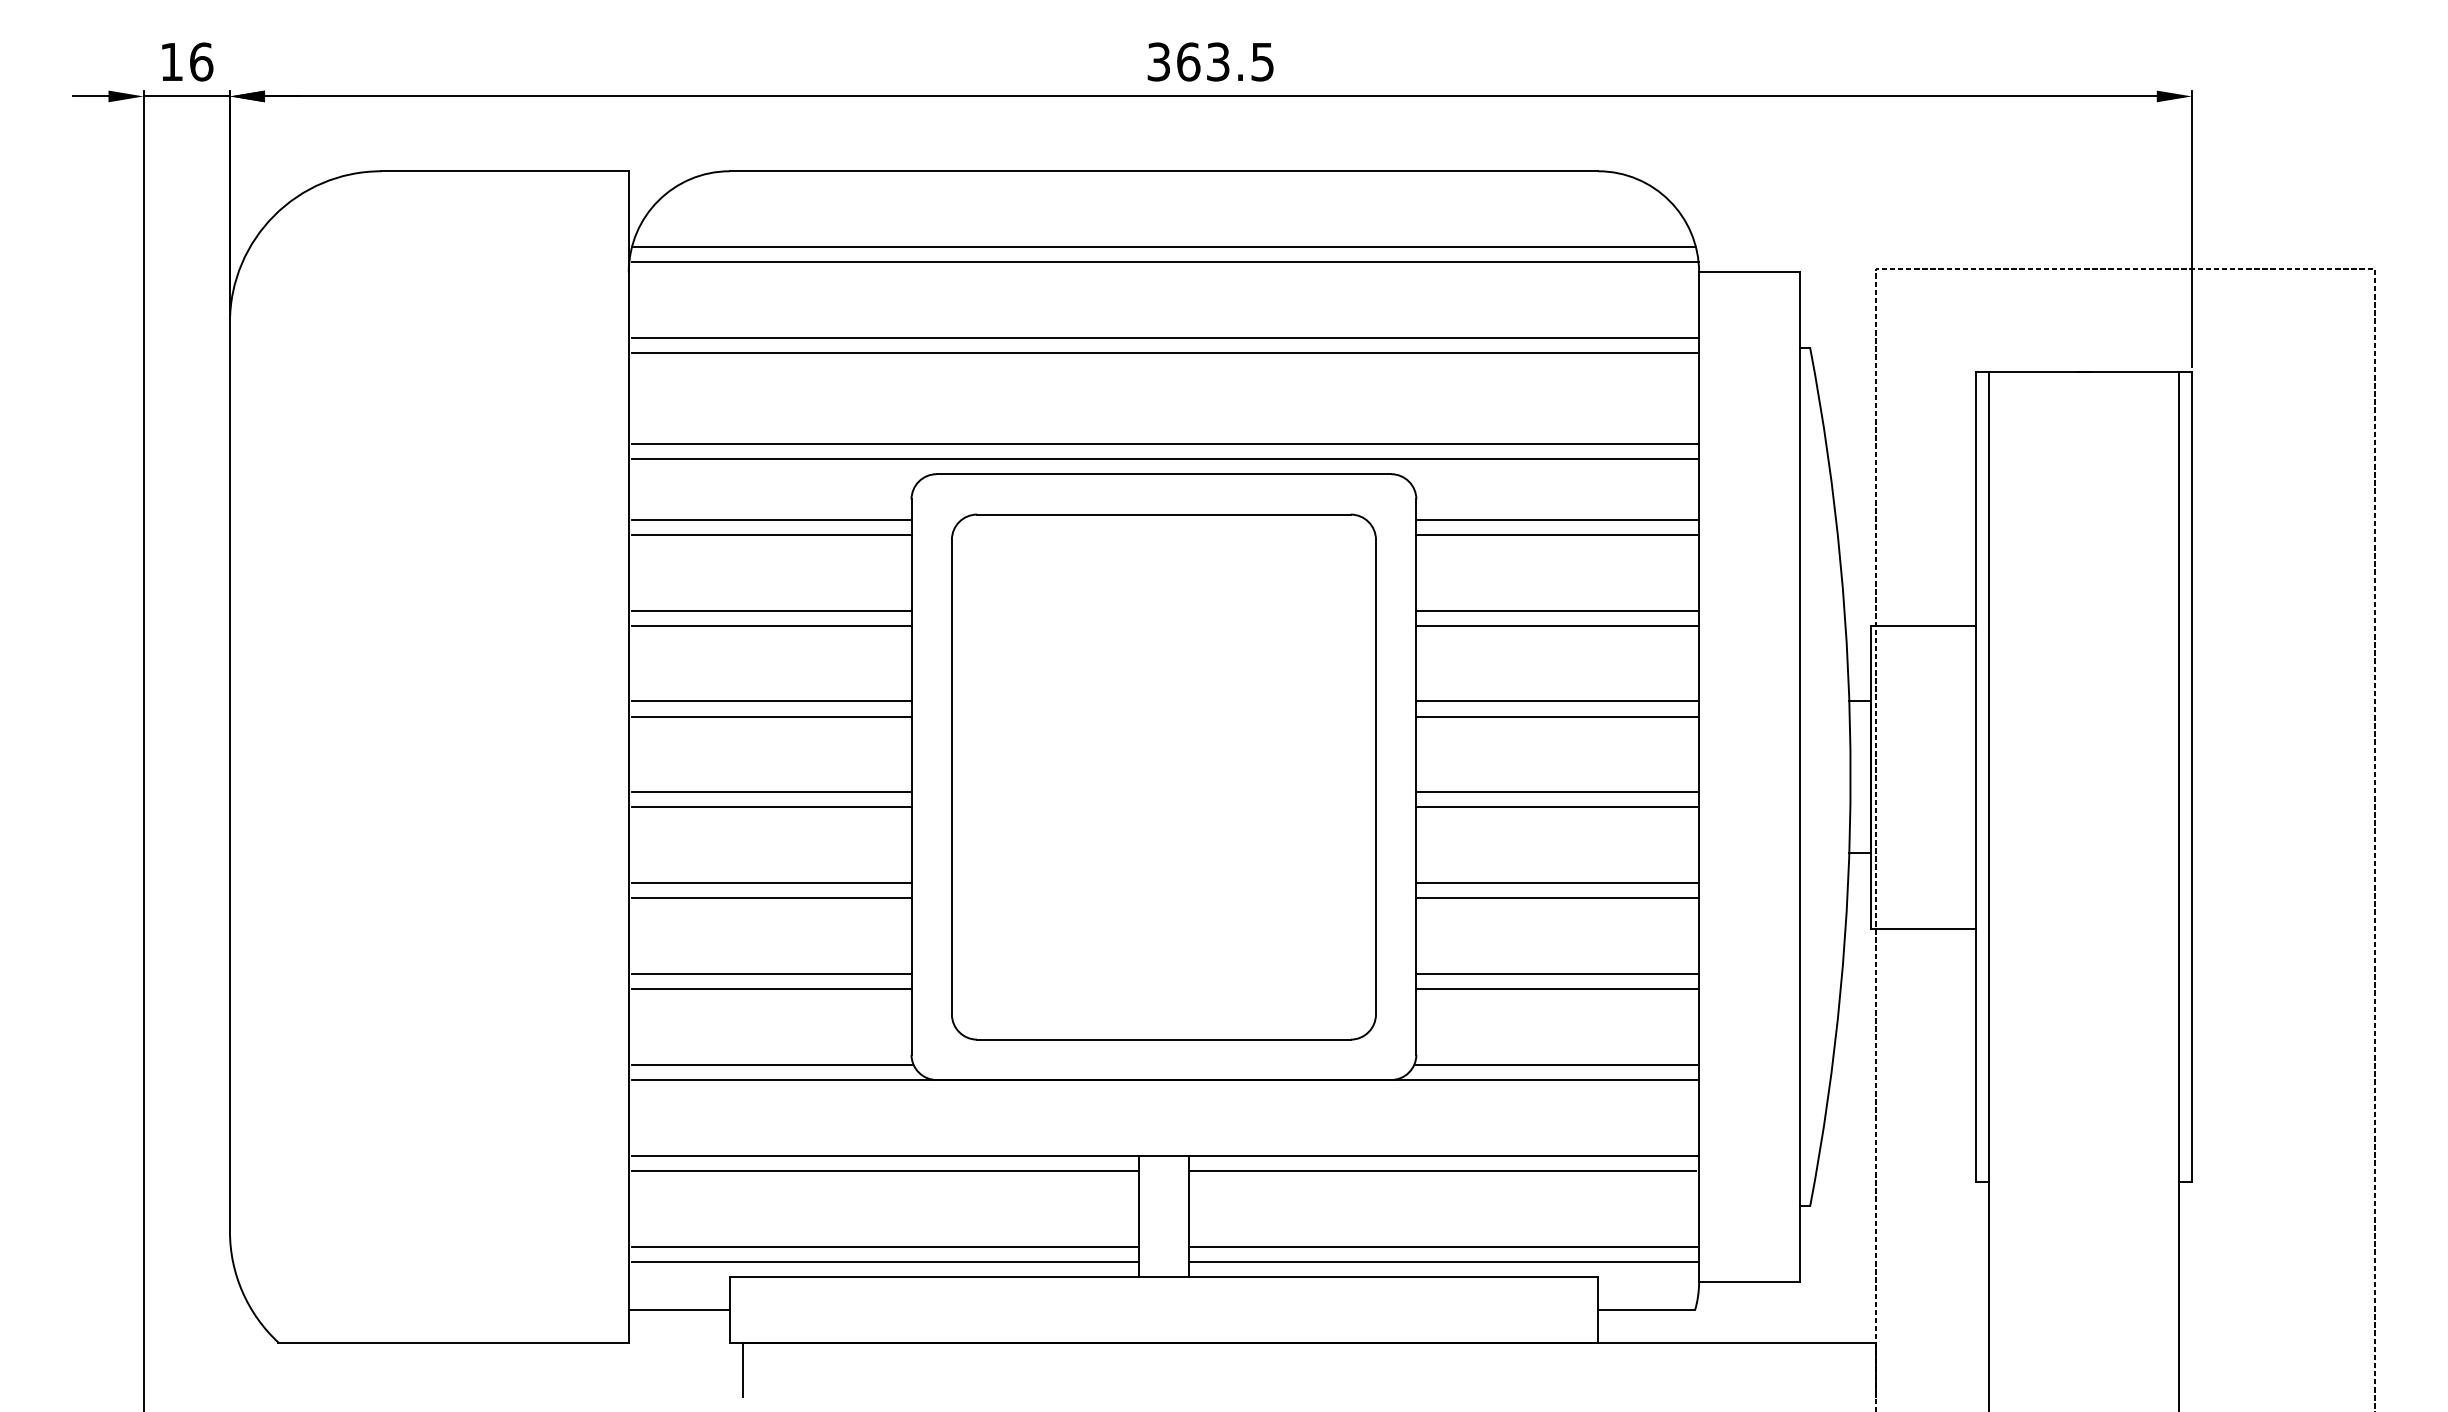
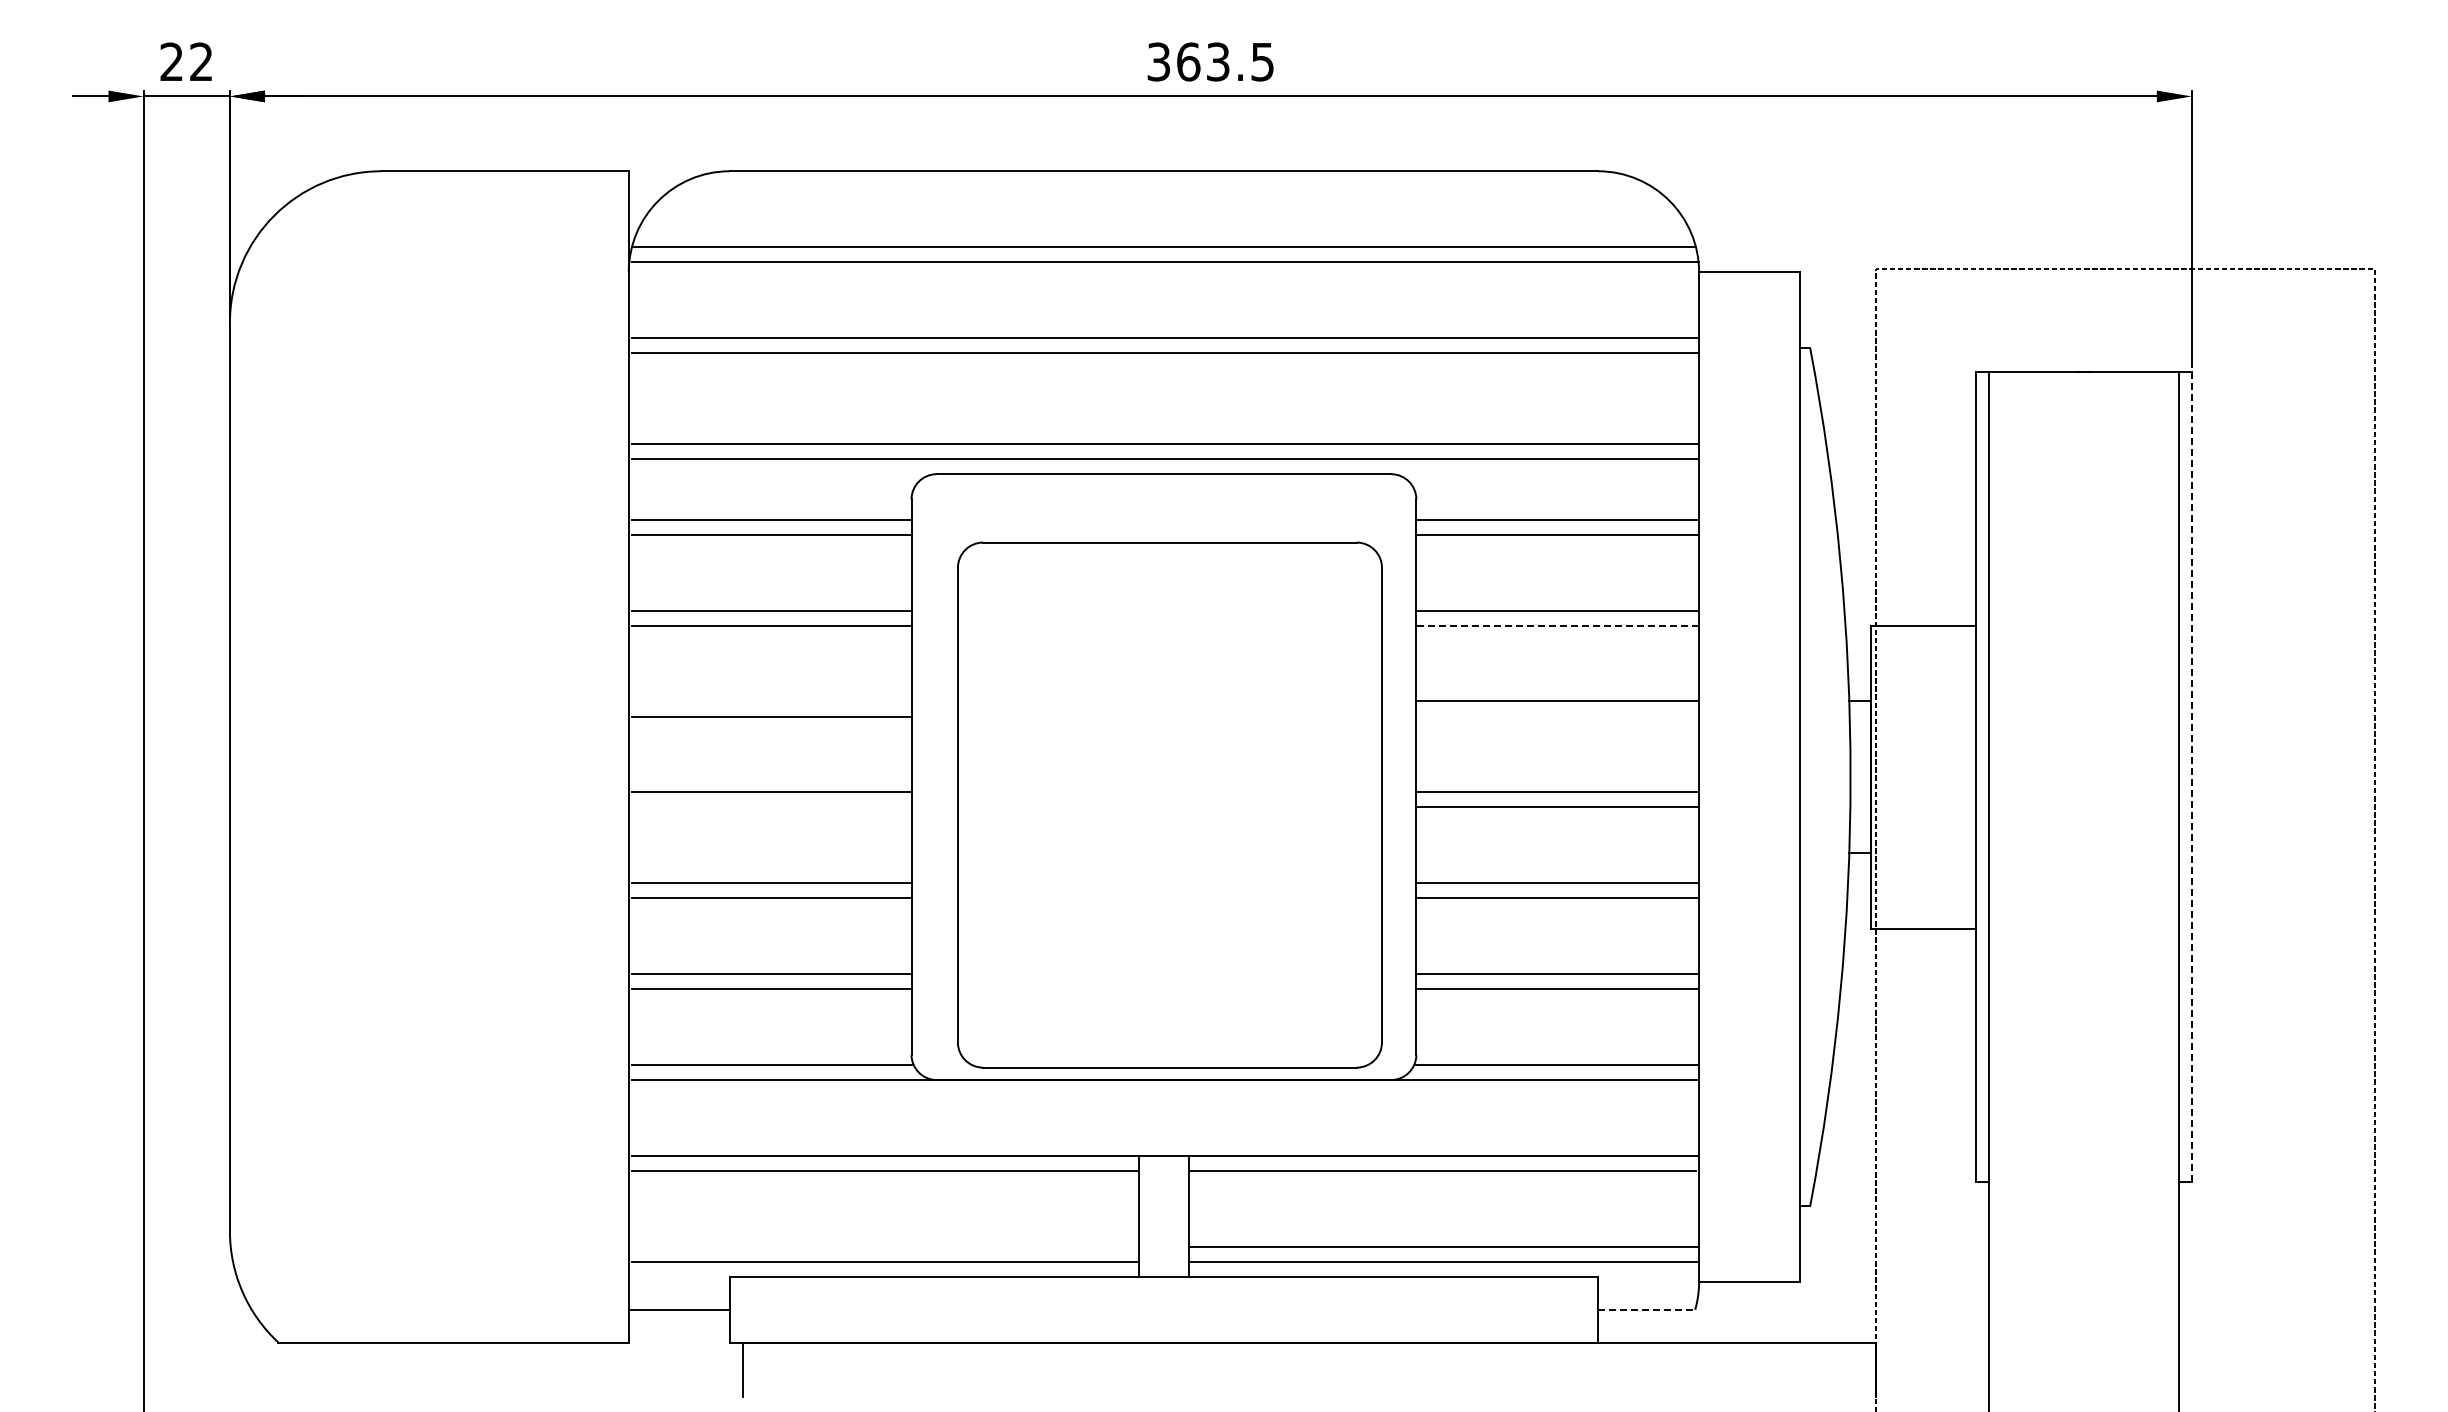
text: 16 -> 22 (186, 61)
line: solid -> dashed (1557, 625)
line: present -> none (771, 701)
line: present -> none (1557, 716)
part position: (1163, 776) -> (1169, 804) (1169, 804)
line: solid -> dashed (2191, 777)
line: present -> none (771, 807)
line: present -> none (885, 1246)
line: solid -> dashed (1646, 1309)
